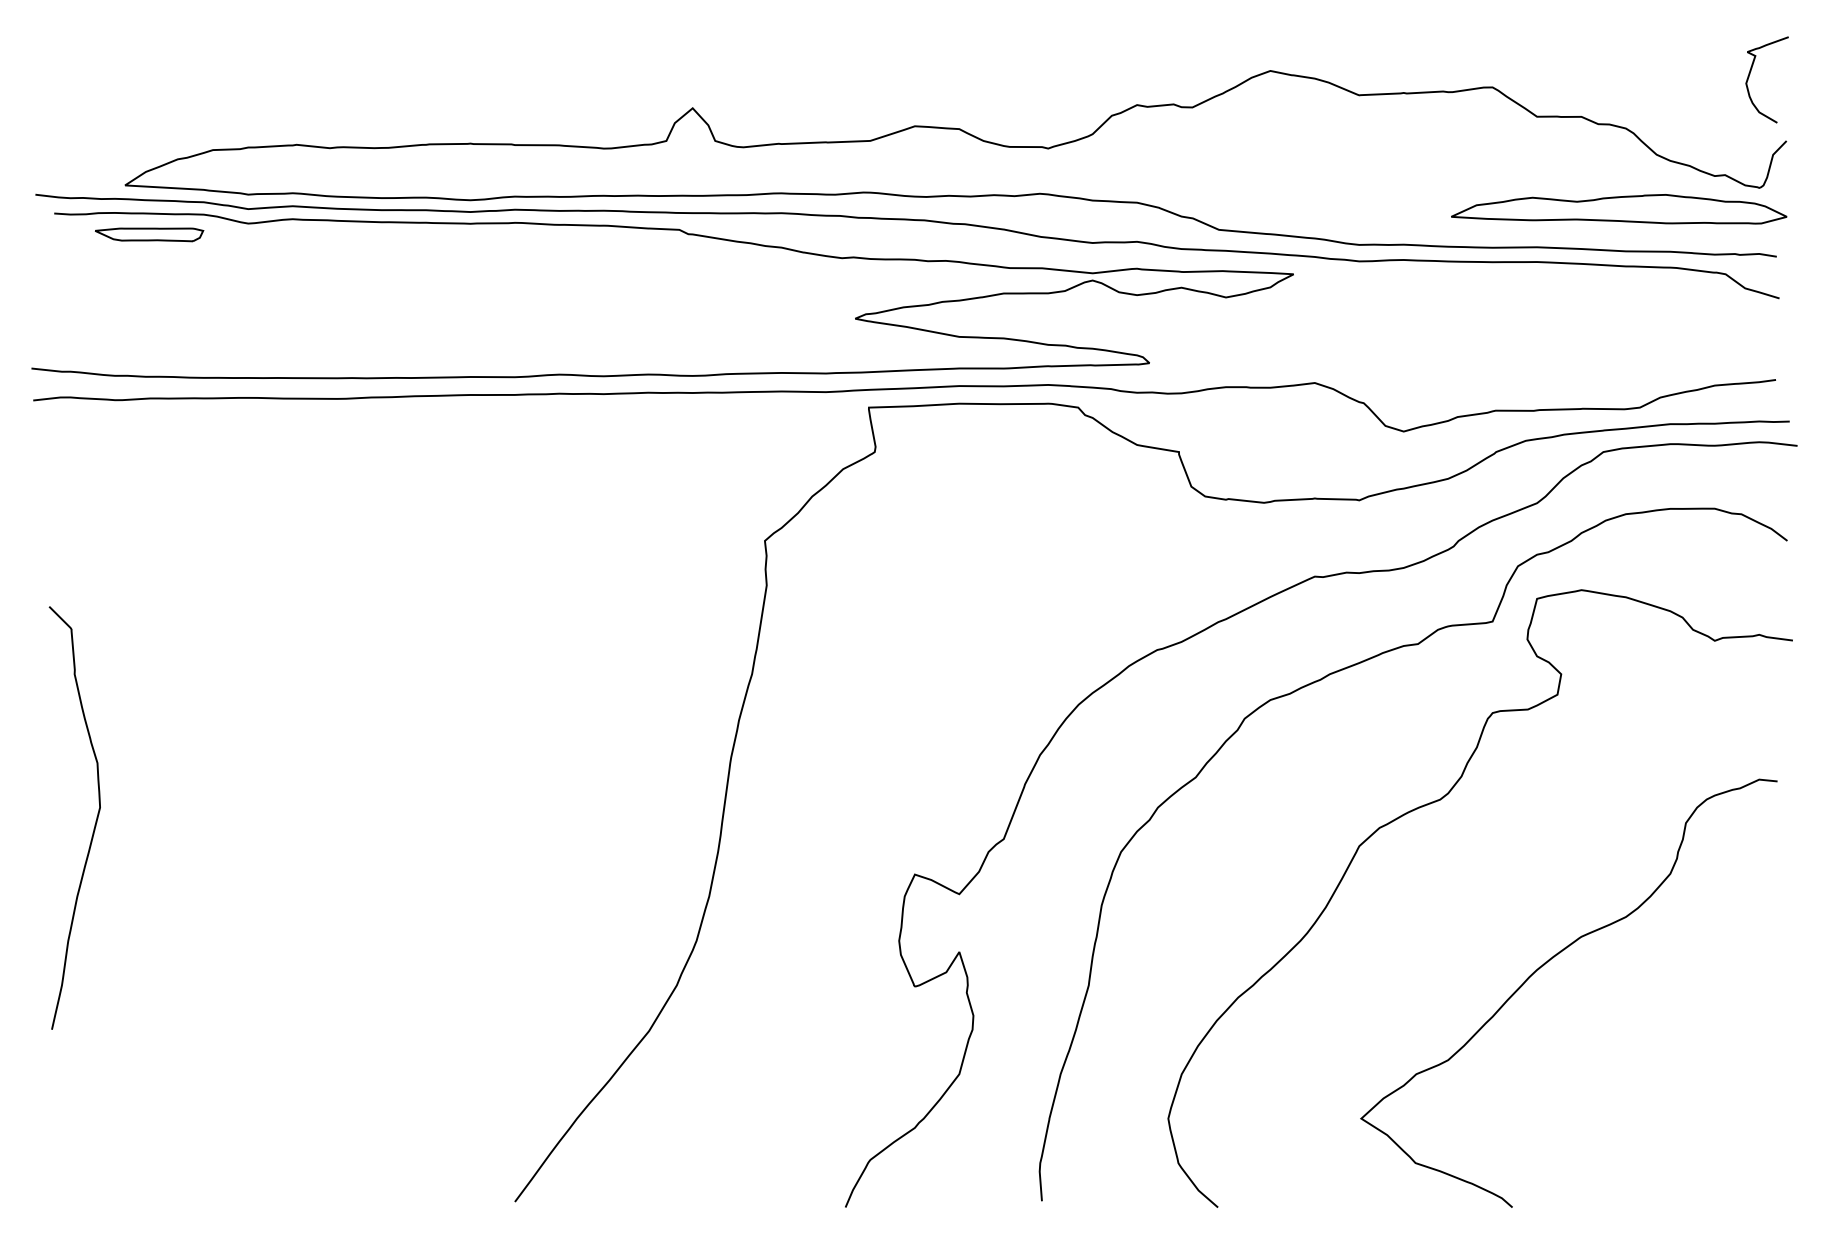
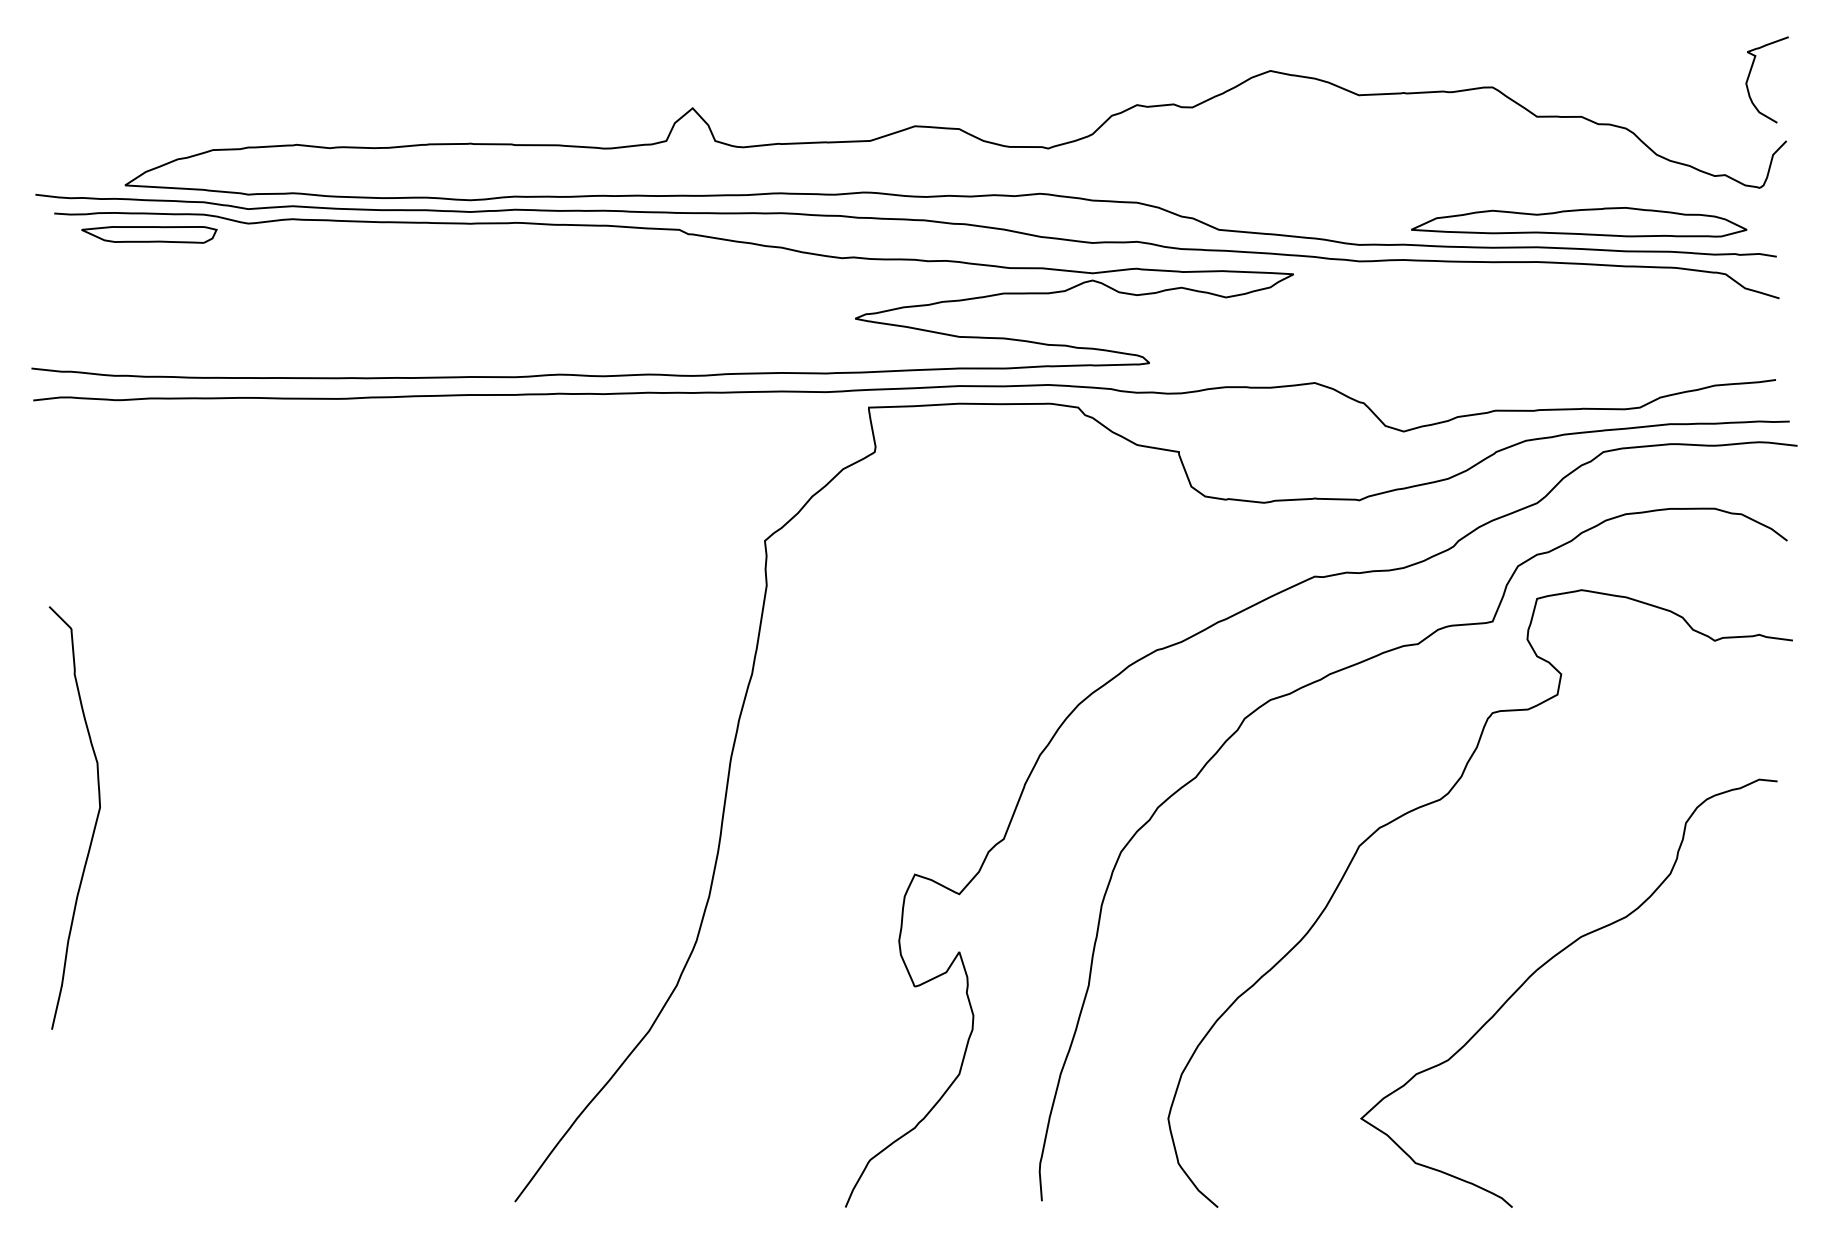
part position: (1619, 209) -> (1579, 222) (1579, 222)
part size: 110x16 px -> 137x18 px (149, 234)
